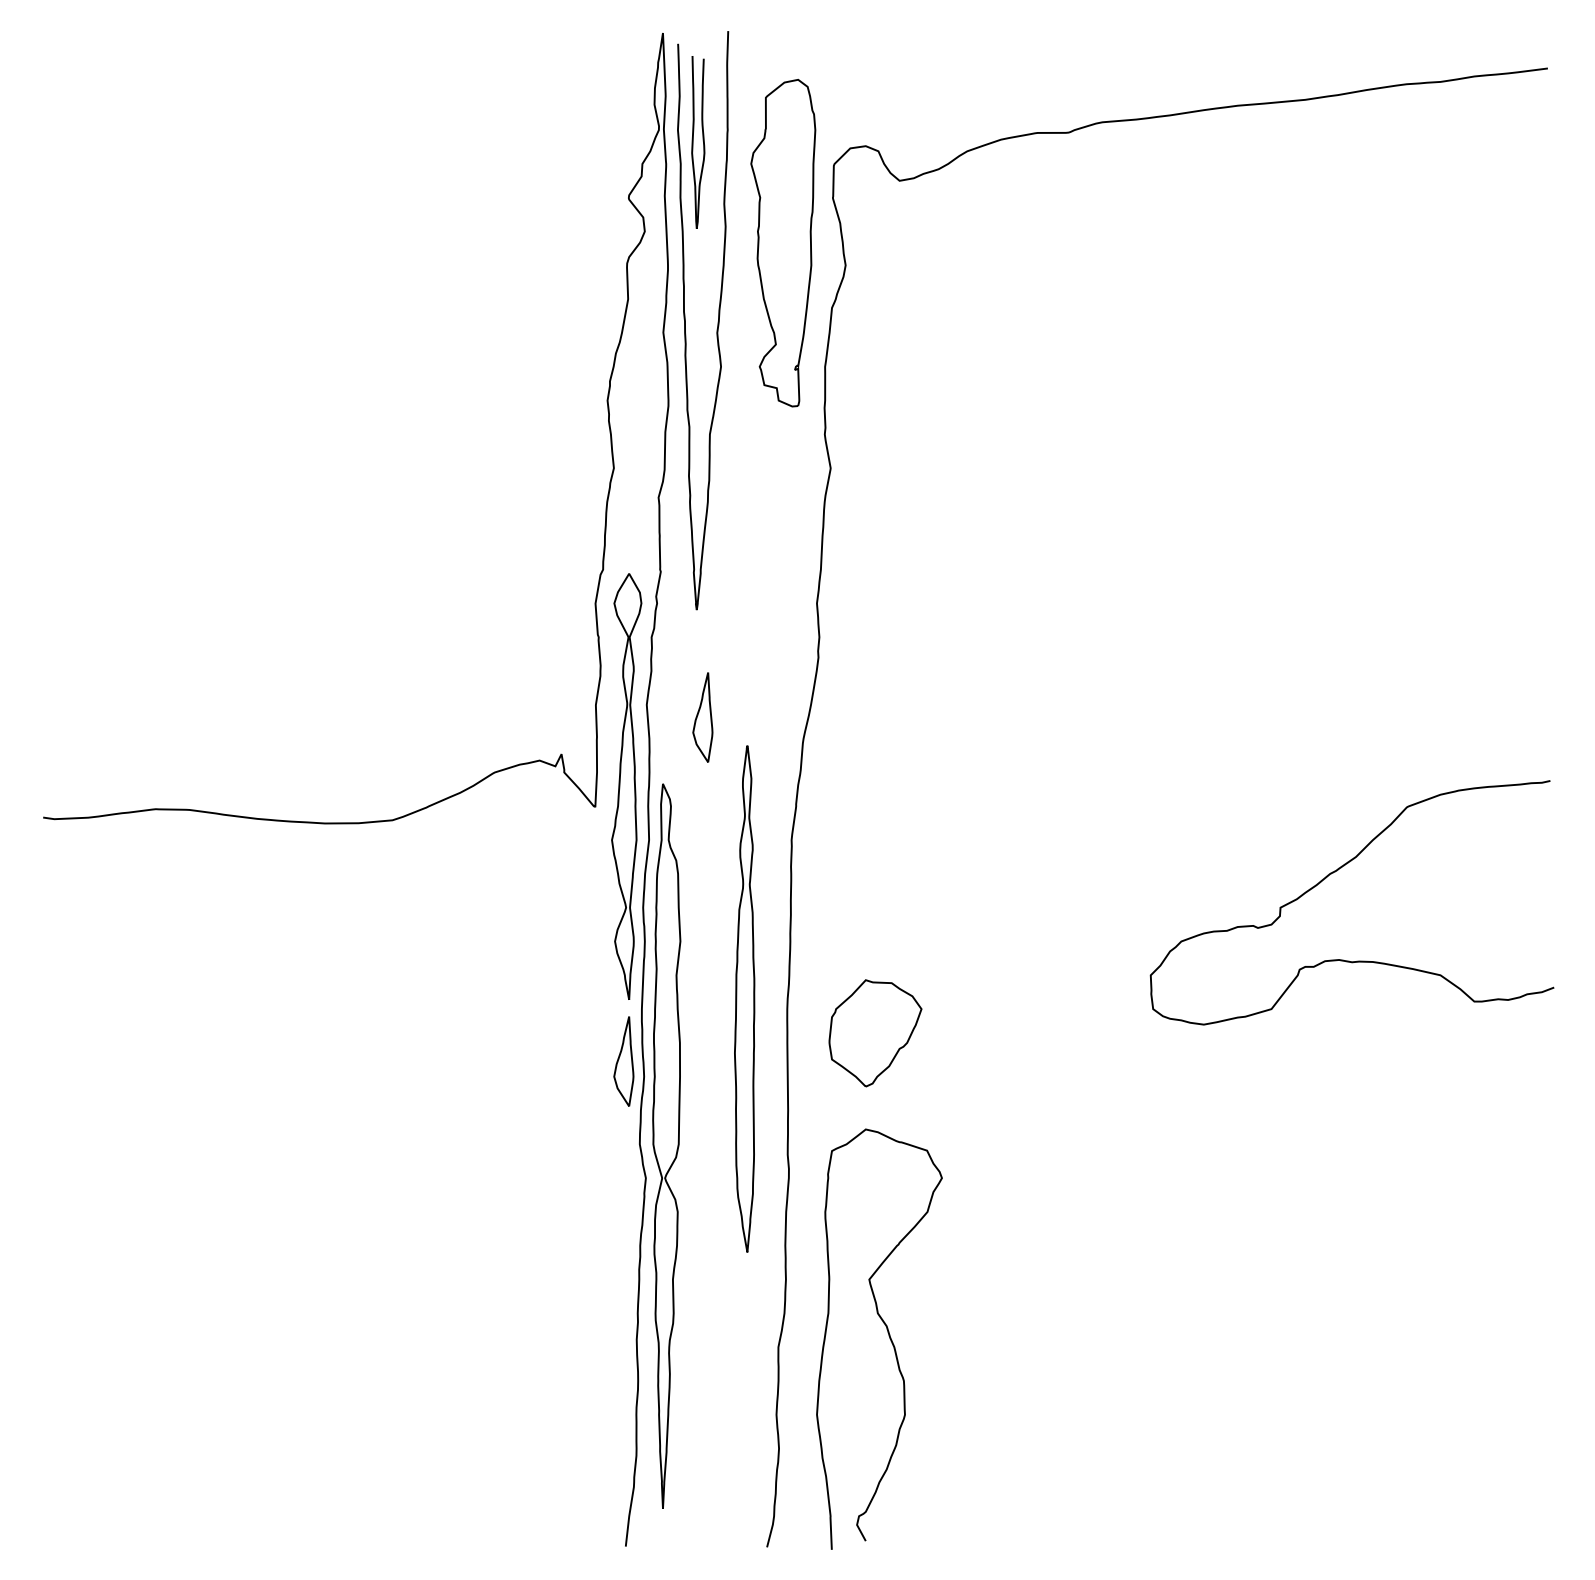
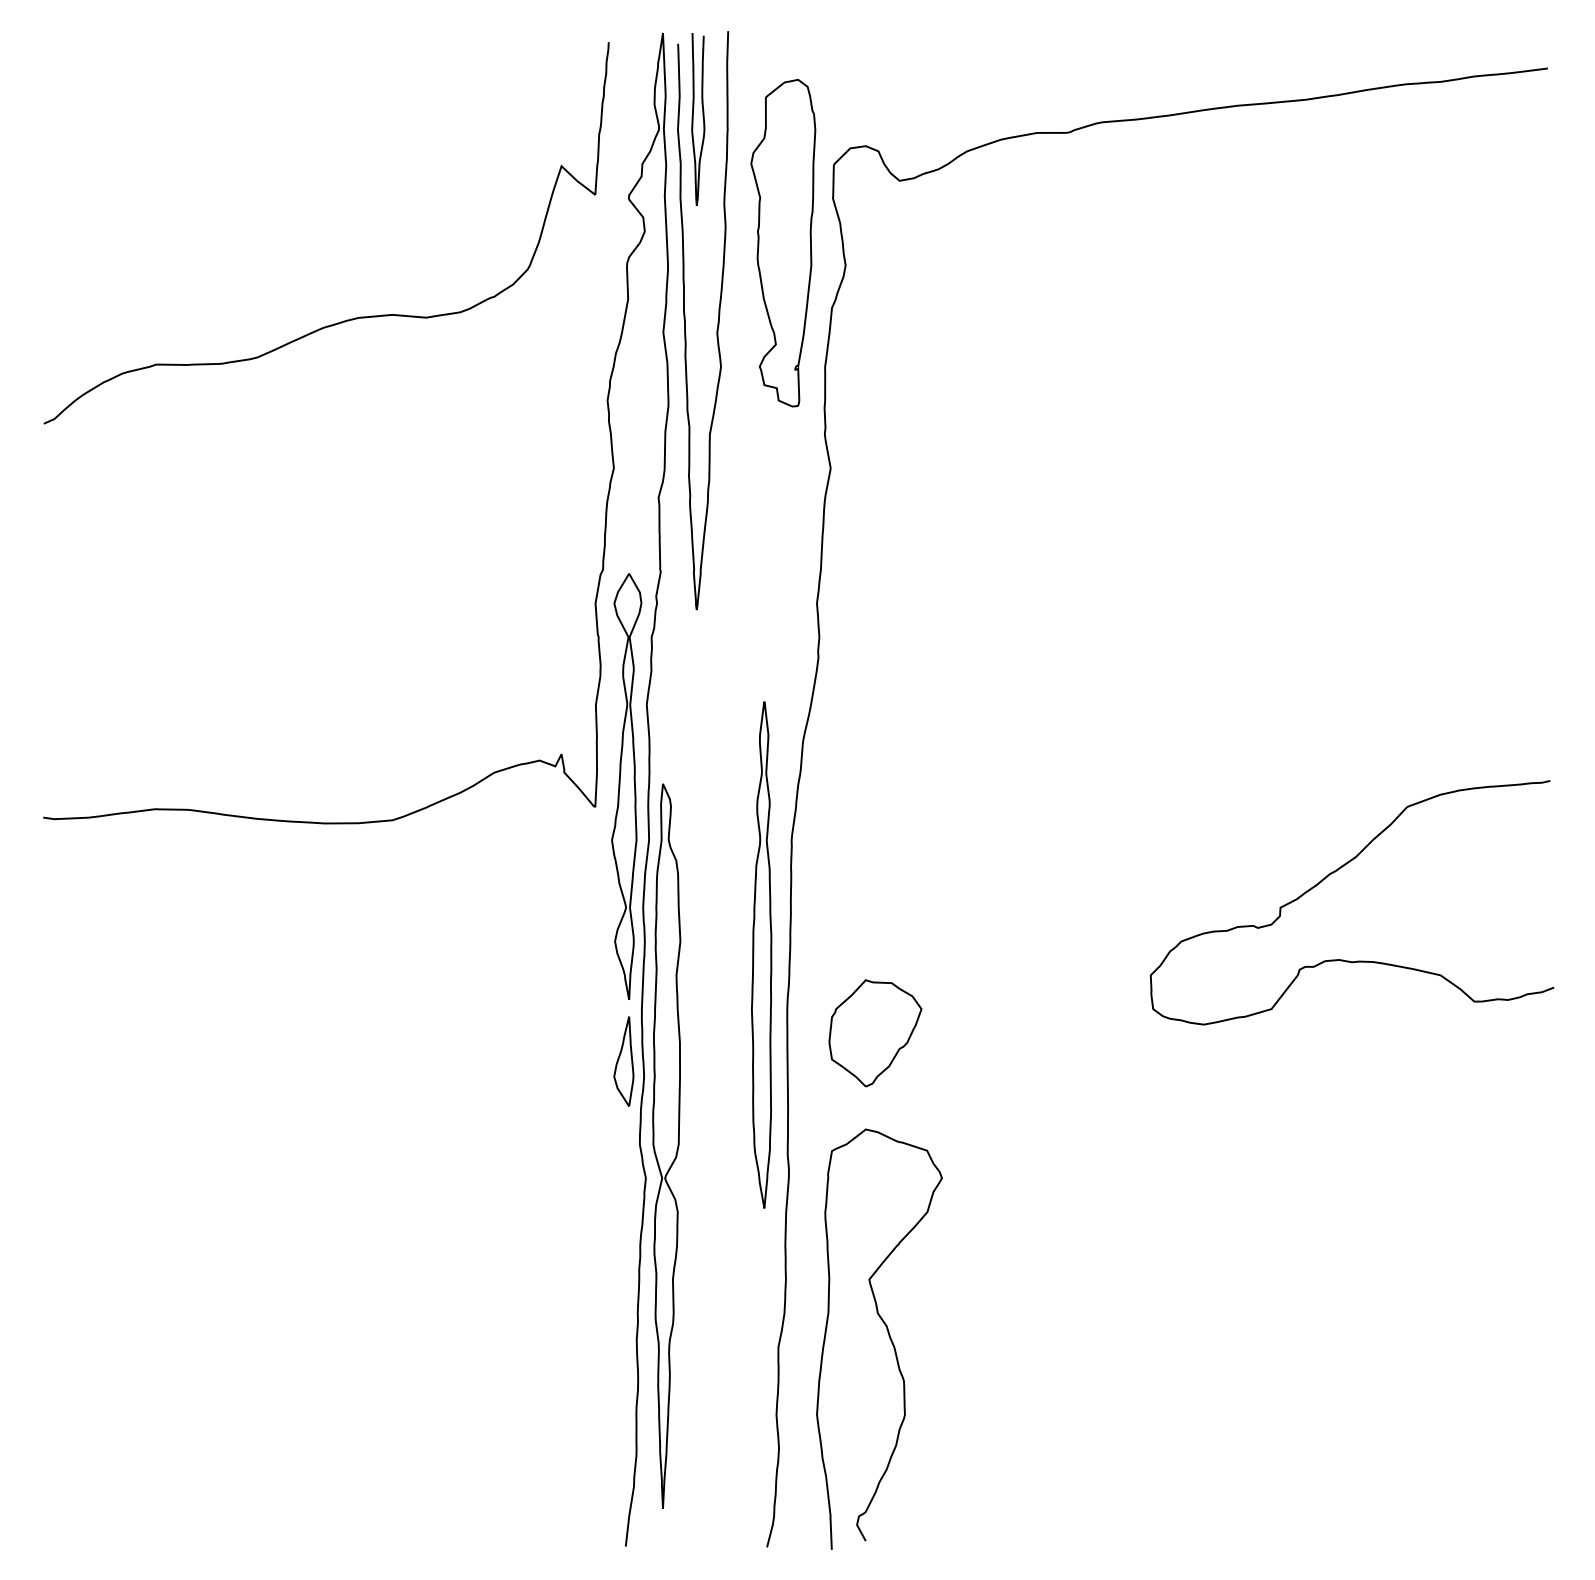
curve position: (702, 140) -> (702, 117) (702, 117)
curve: none -> present (346, 319)
part: present -> none (702, 717)
part position: (744, 998) -> (761, 954) (761, 954)
